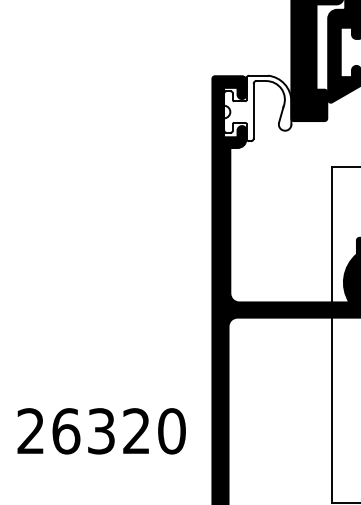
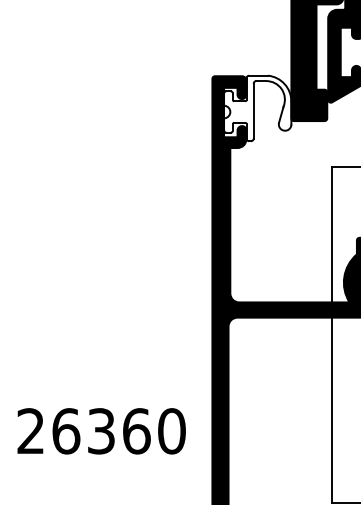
text: 26320 -> 26360 (136, 431)
